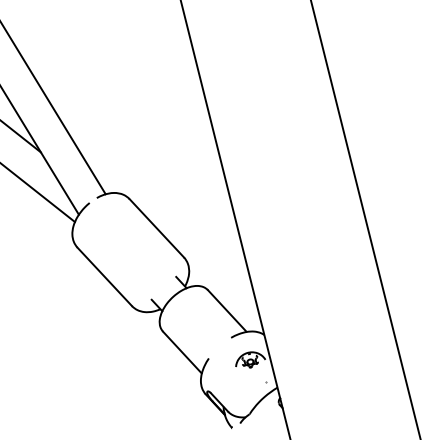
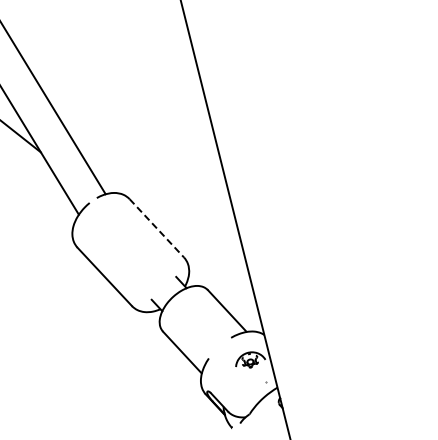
line: present -> none (38, 193)
line: present -> none (365, 219)
line: solid -> dashed (156, 228)
